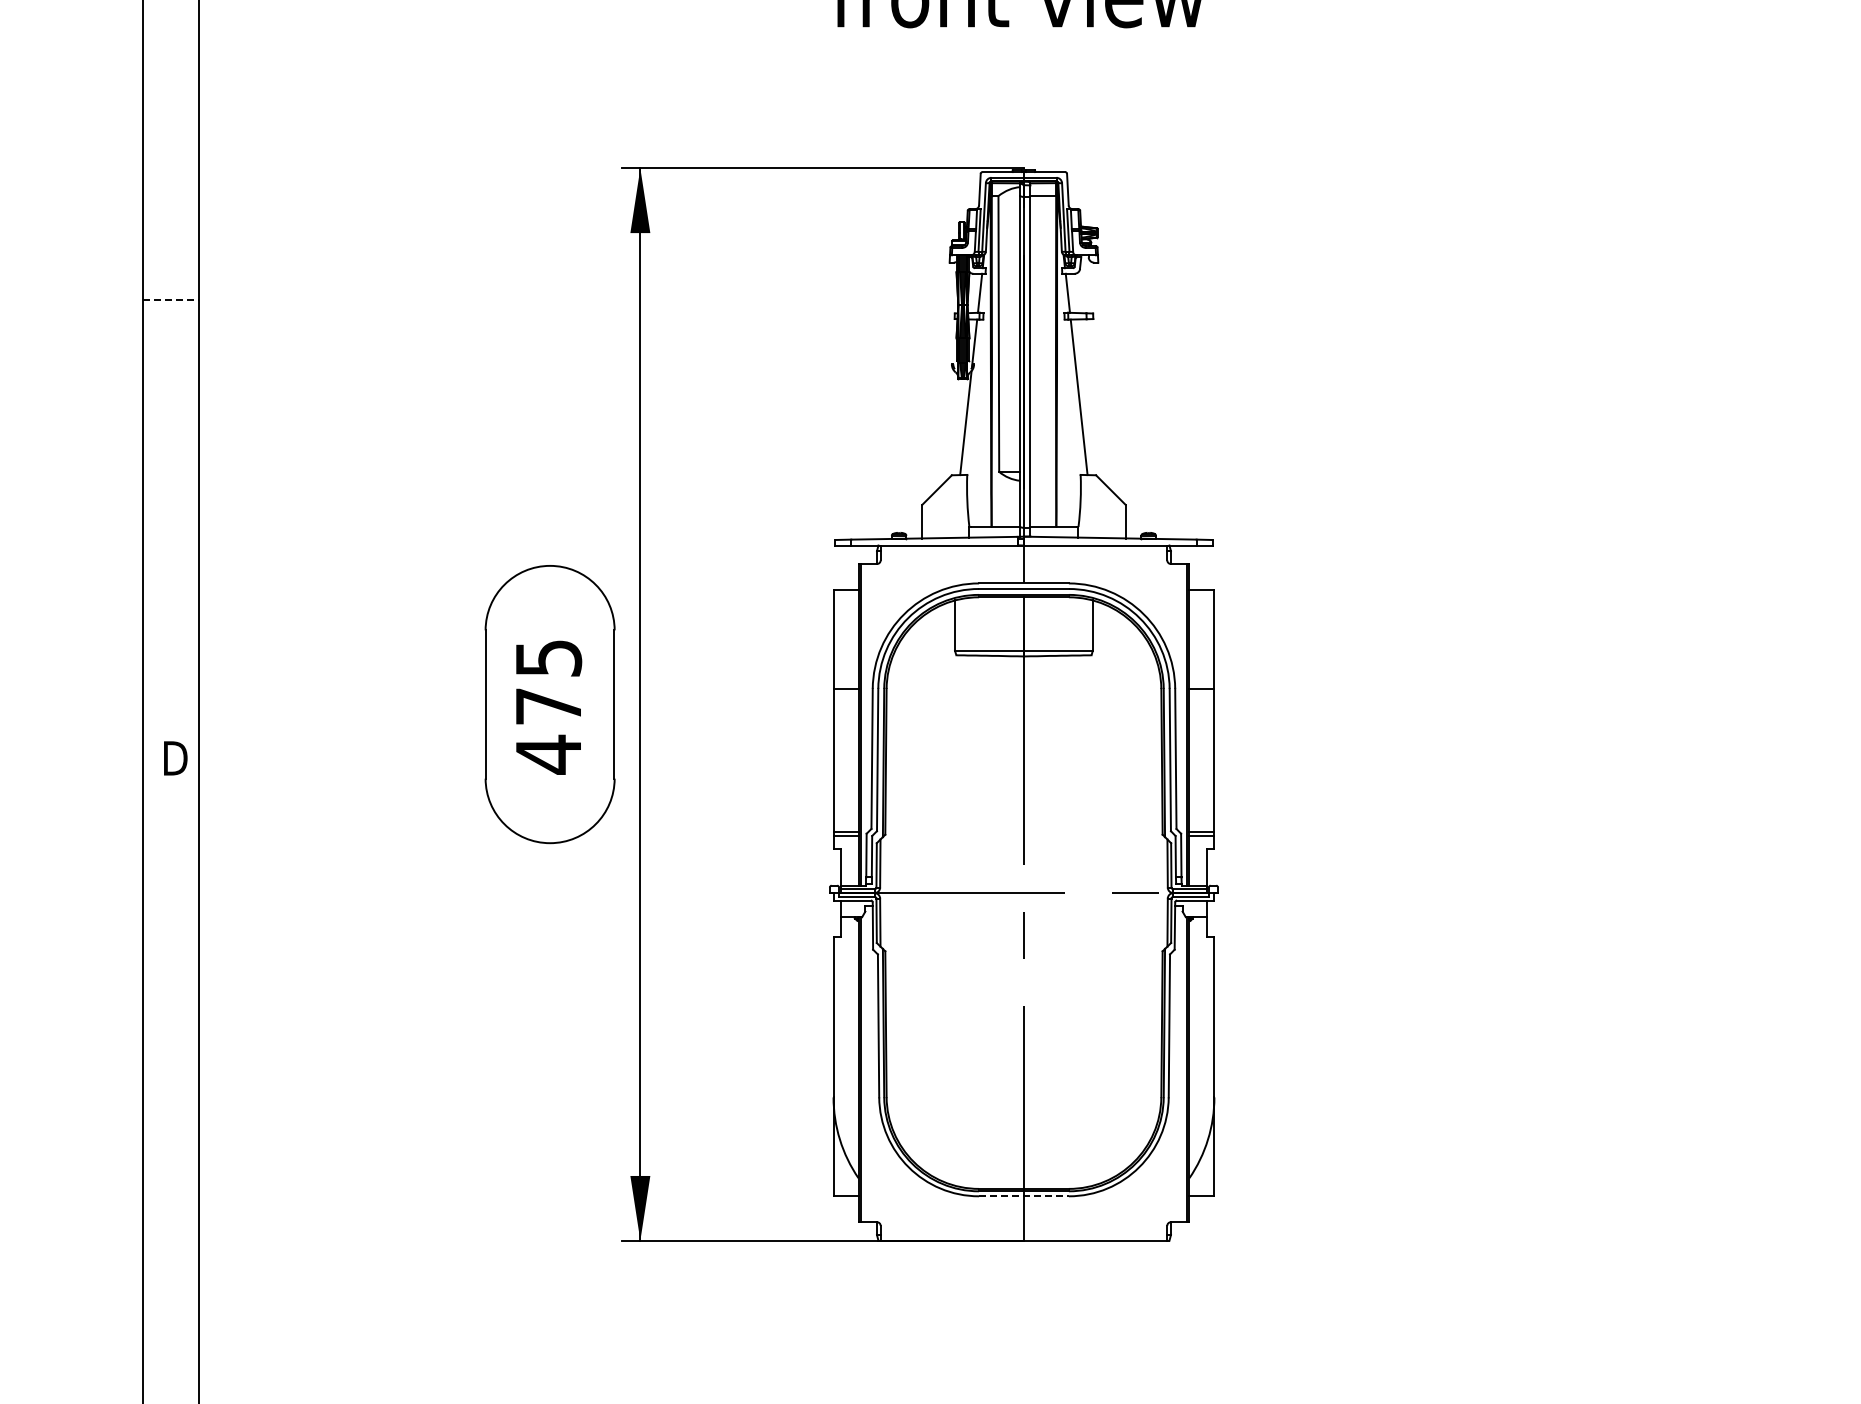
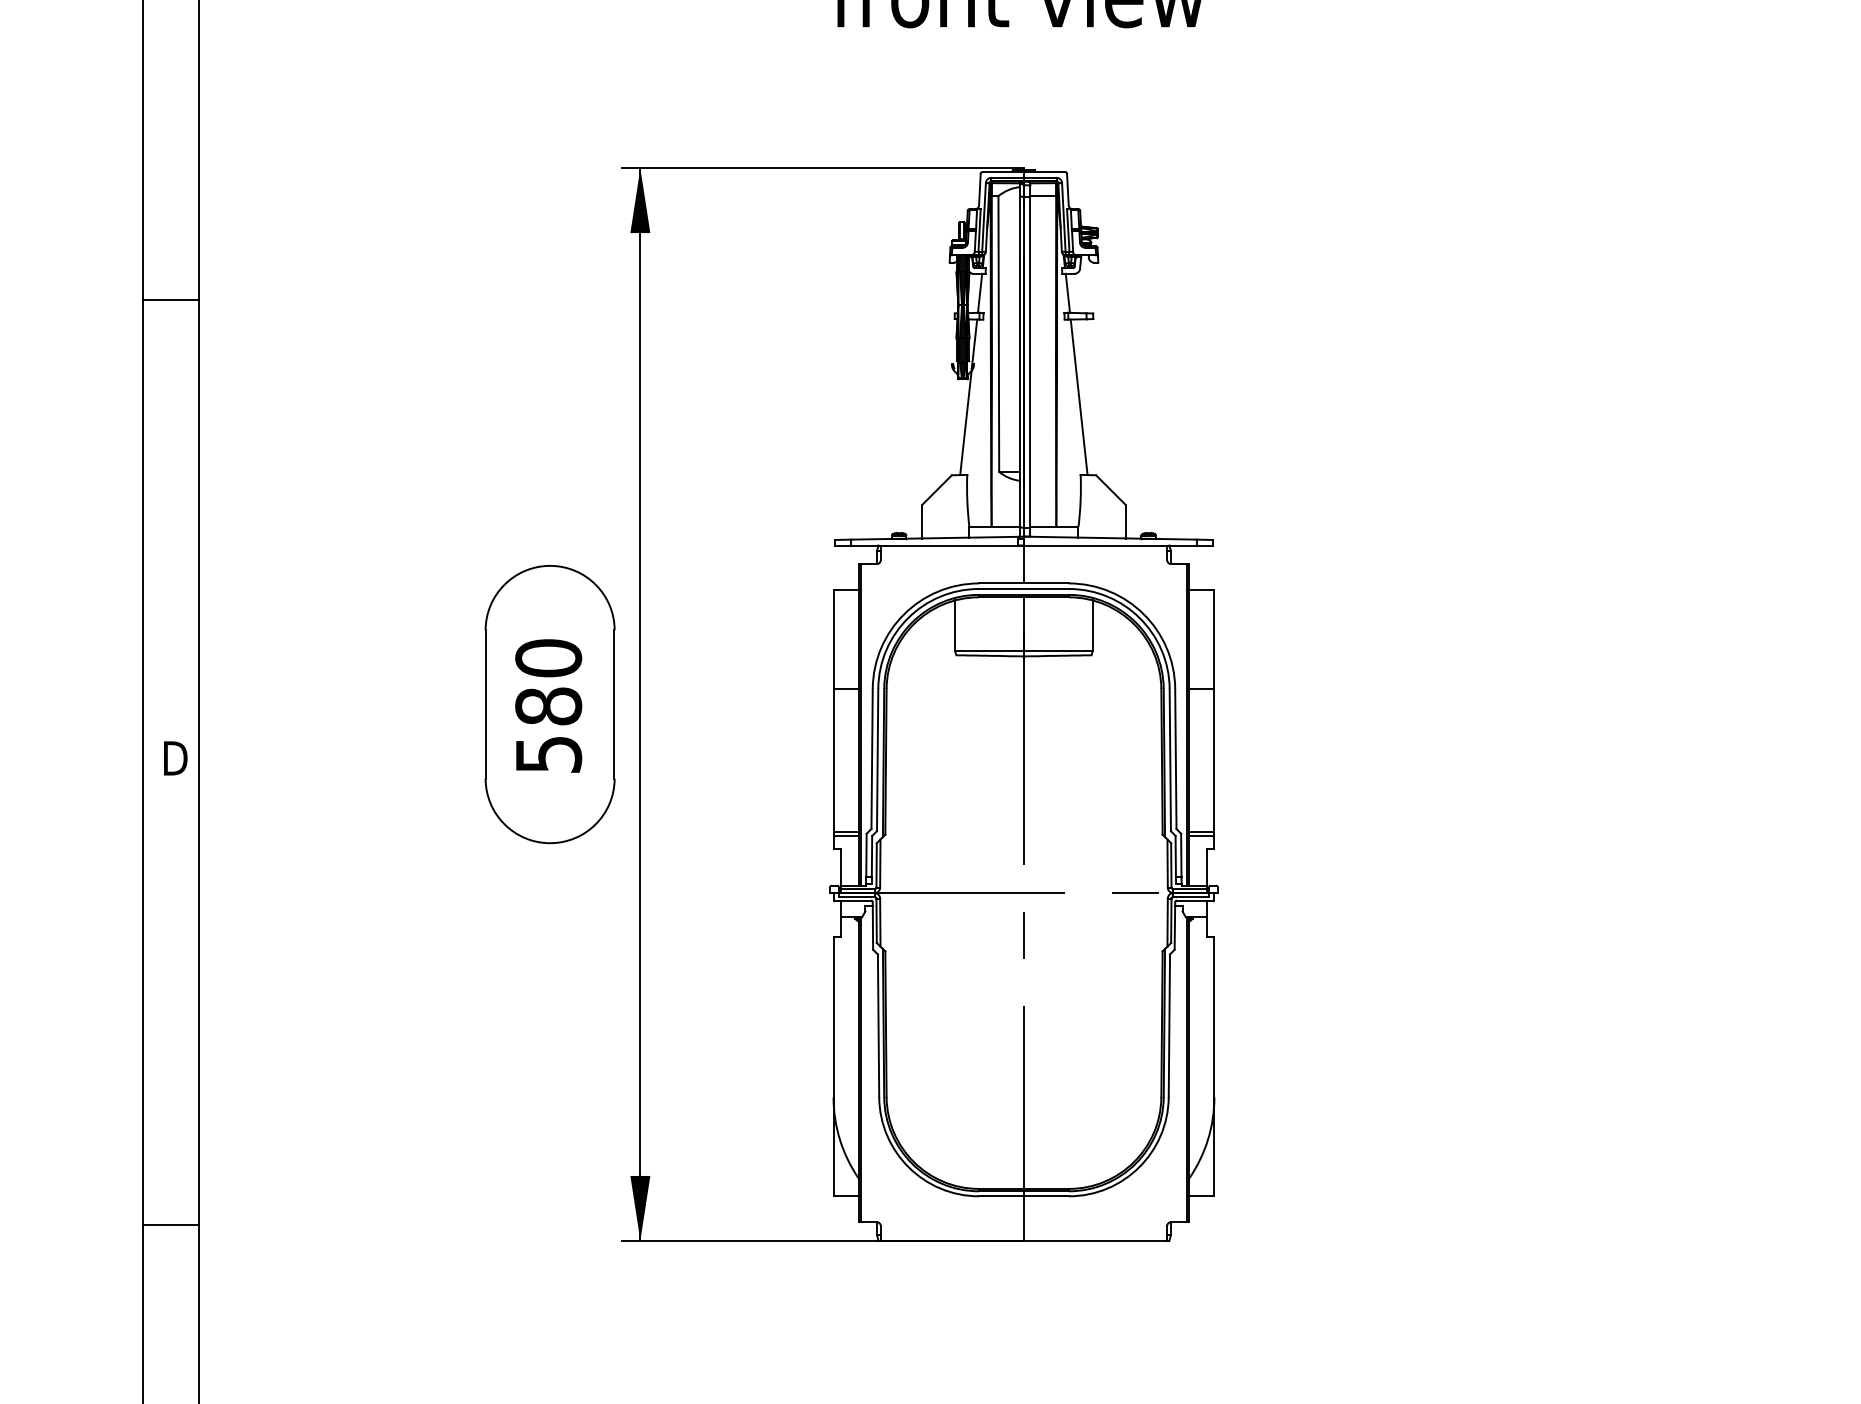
line: dashed -> solid (170, 300)
text: 475 -> 580 (548, 706)
line: dashed -> solid (1023, 1196)
line: none -> present (170, 1224)
